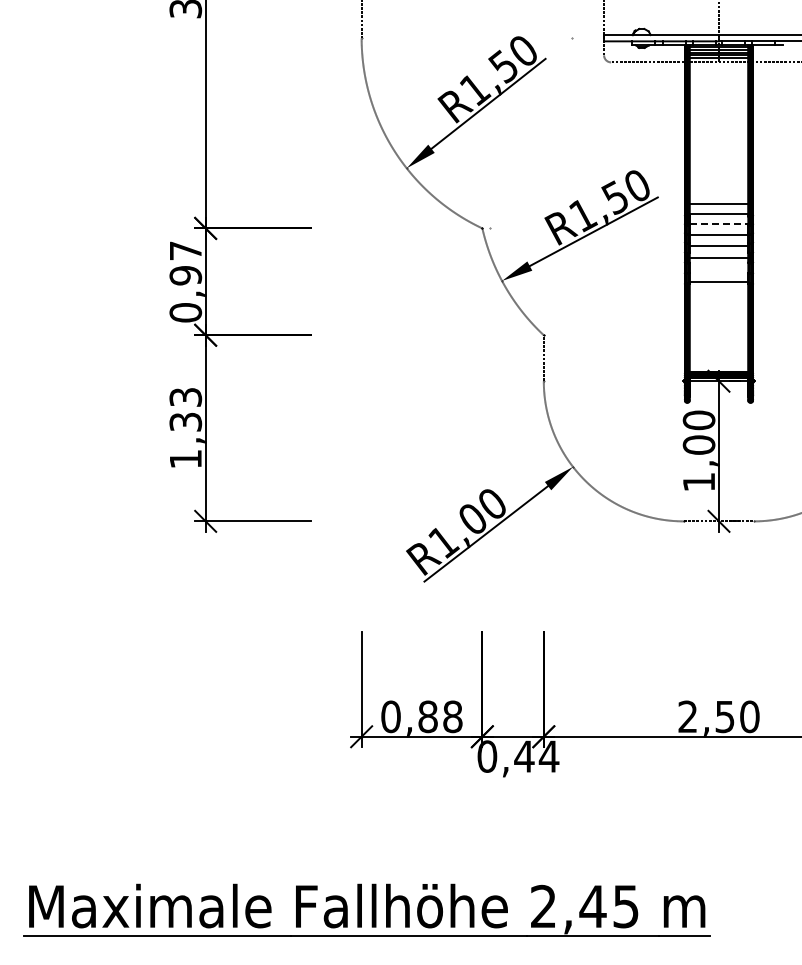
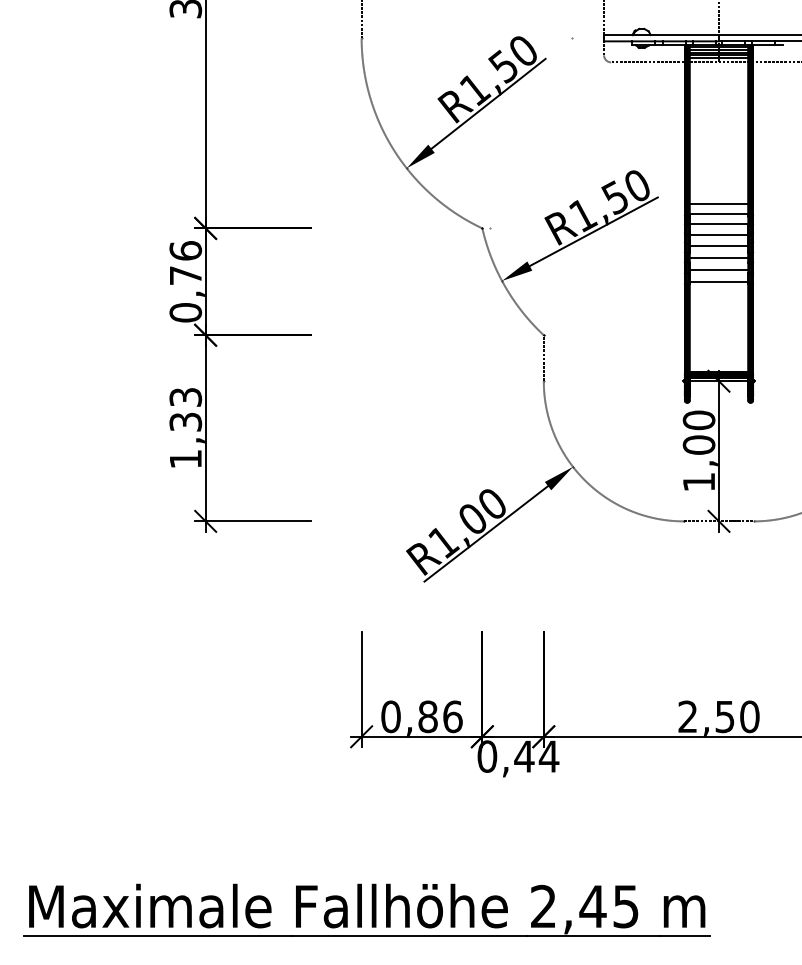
line: dashed -> solid (719, 224)
text: 0,97 -> 0,76 (185, 263)
line: none -> present (718, 269)
text: 0,88 -> 0,86 (452, 716)
